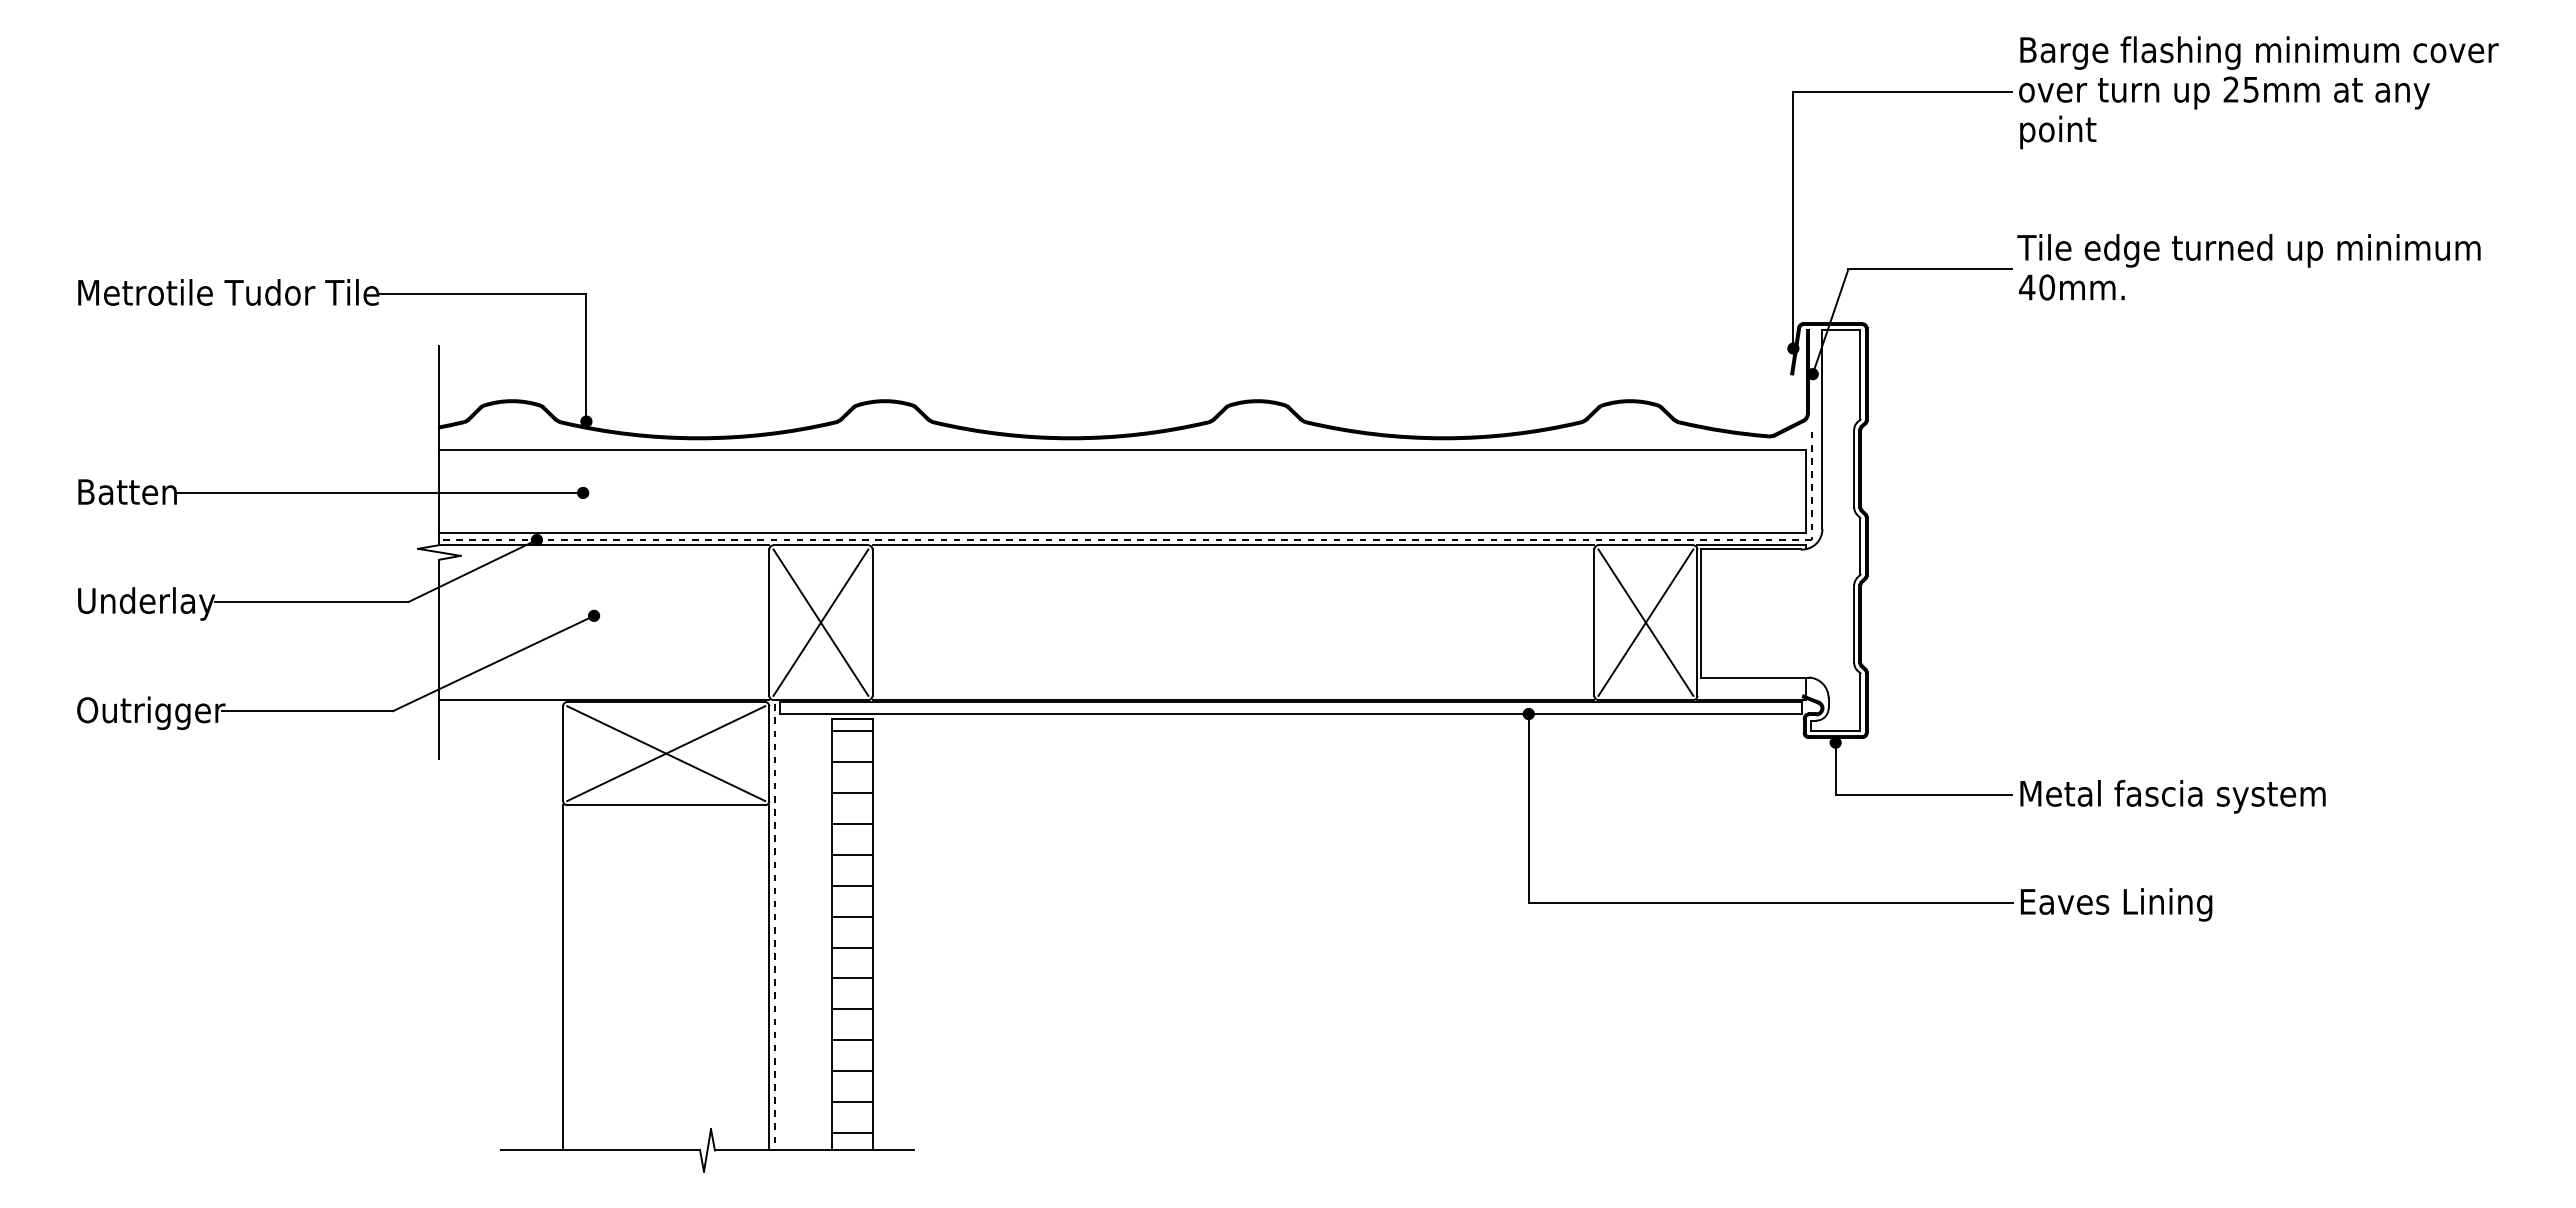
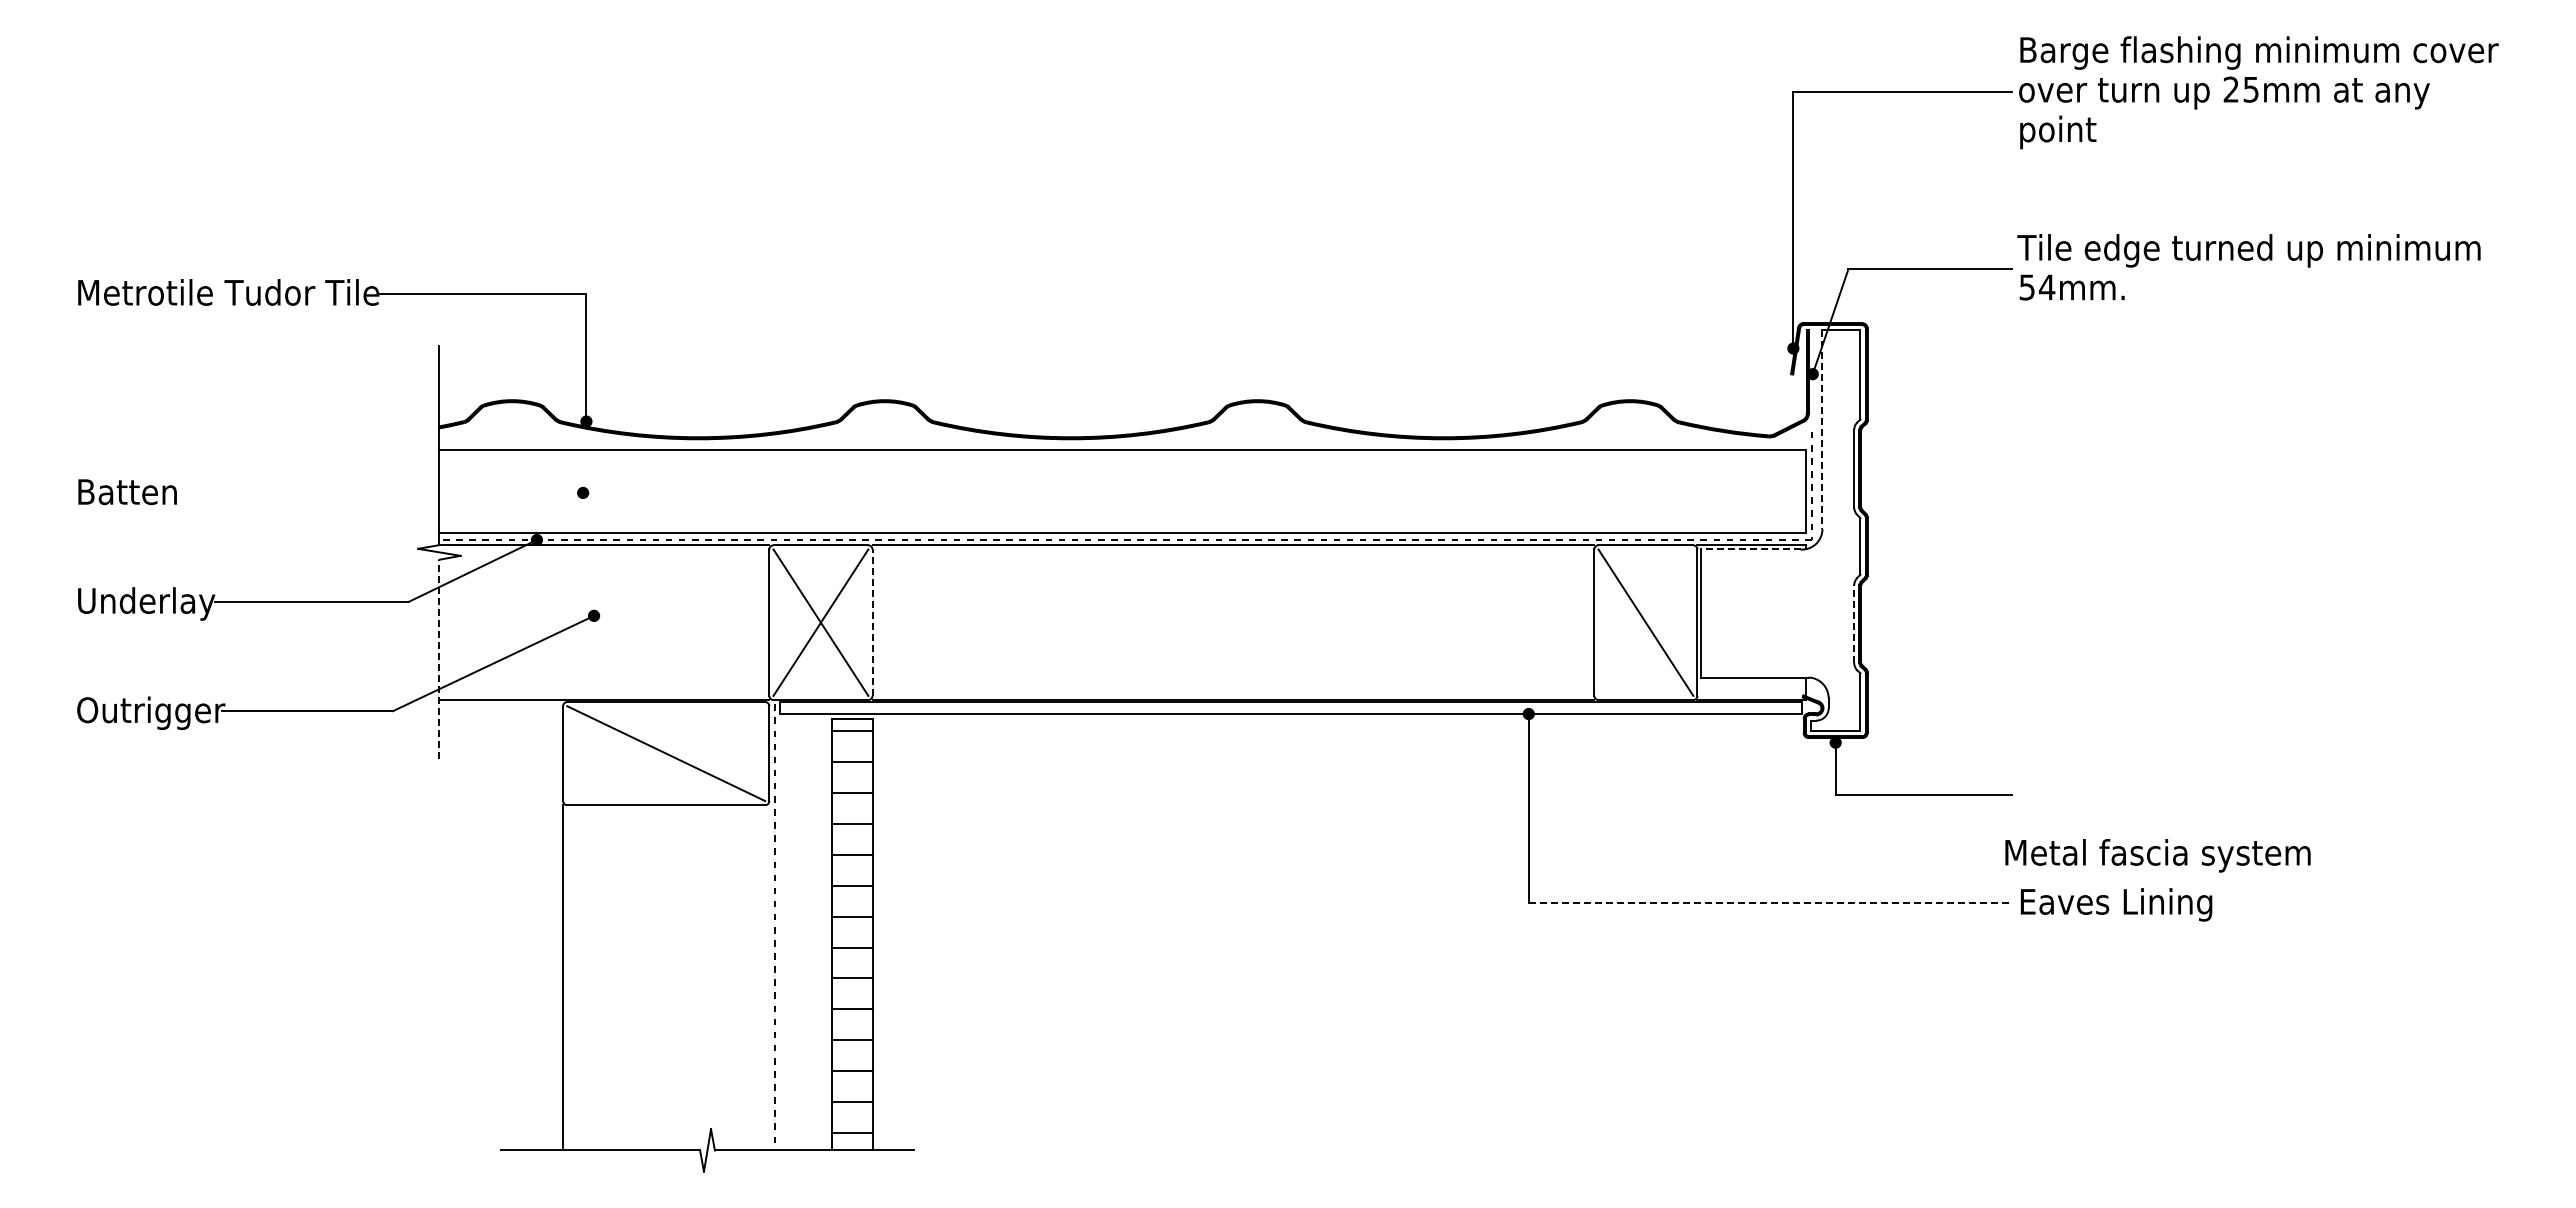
text: 40mm. -> 54mm. (2037, 287)
line: solid -> dashed (1822, 430)
line: present -> none (380, 492)
line: solid -> dashed (1751, 549)
line: solid -> dashed (872, 622)
line: present -> none (1645, 622)
line: solid -> dashed (1854, 624)
line: solid -> dashed (439, 658)
line: present -> none (666, 753)
text position: (2172, 796) -> (2157, 855) (2157, 855)
line: solid -> dashed (1771, 902)
line: present -> none (769, 977)
